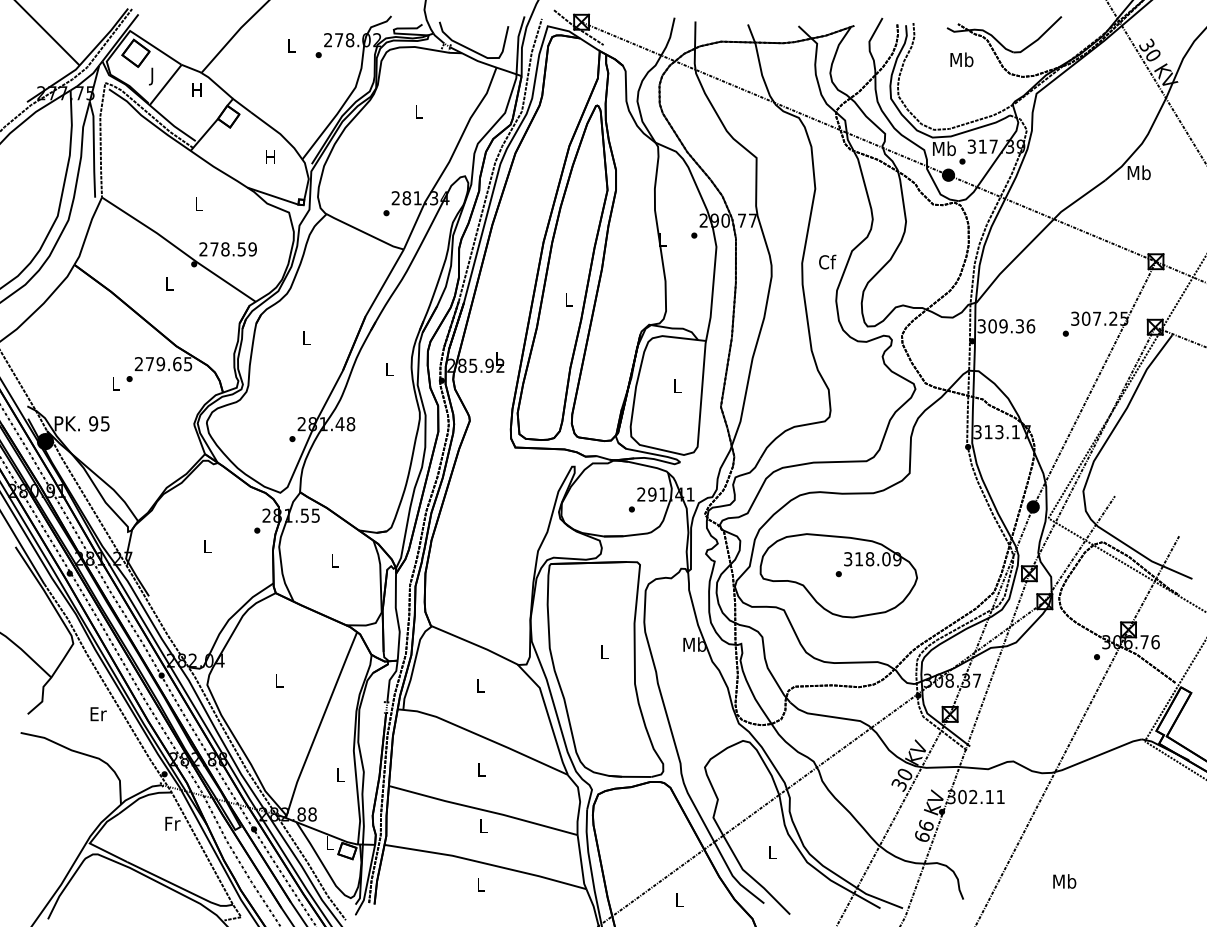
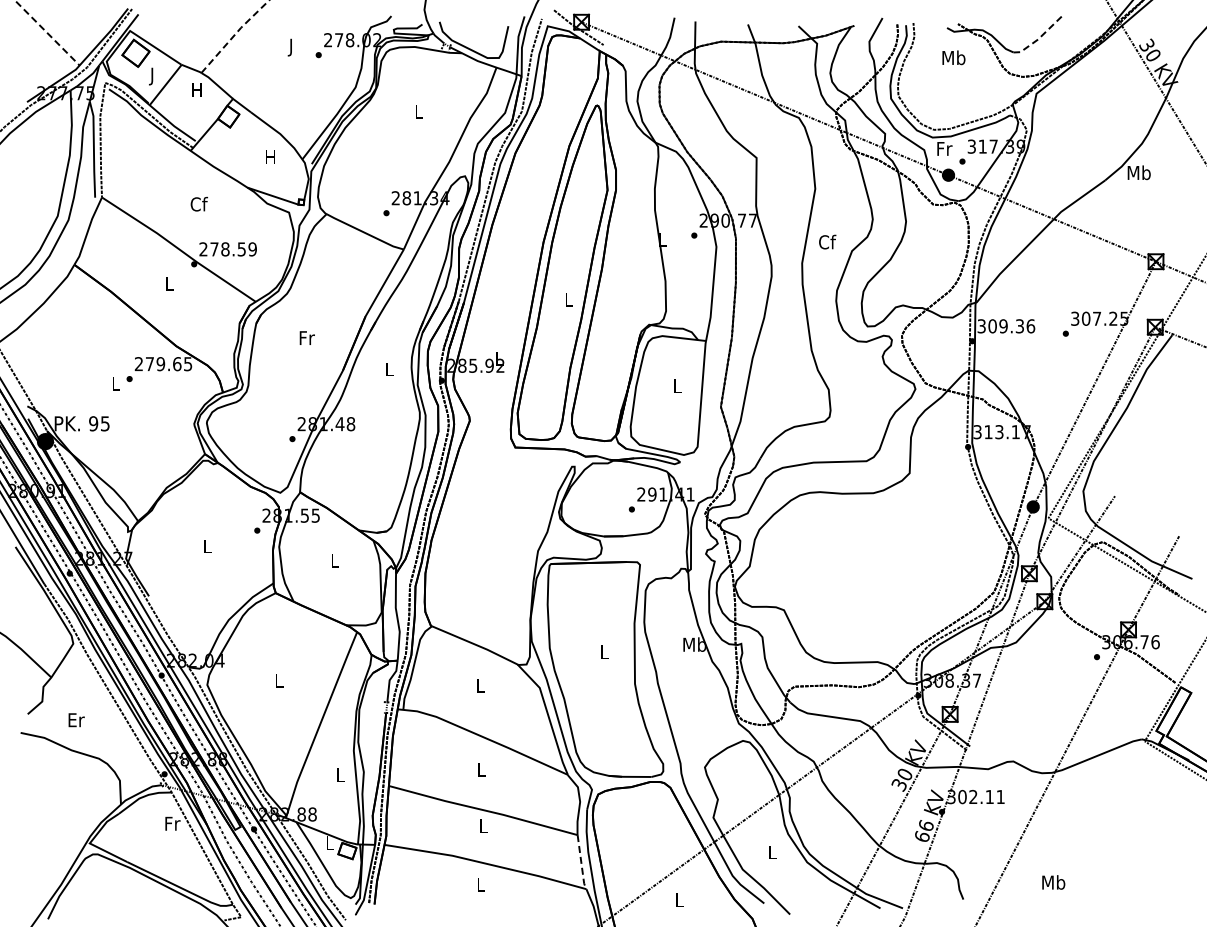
line: solid -> dashed (47, 33)
line: solid -> dashed (234, 35)
line: solid -> dashed (1038, 38)
text: L -> J (291, 47)
text position: (961, 59) -> (953, 57) (953, 57)
text: Mb -> Fr (944, 148)
text: L -> Cf (199, 203)
text position: (827, 261) -> (827, 241) (827, 241)
text: L -> Fr (306, 337)
part: present -> none (838, 575)
text position: (98, 714) -> (76, 720) (76, 720)
line: solid -> dashed (581, 863)
text position: (1064, 881) -> (1053, 882) (1053, 882)
